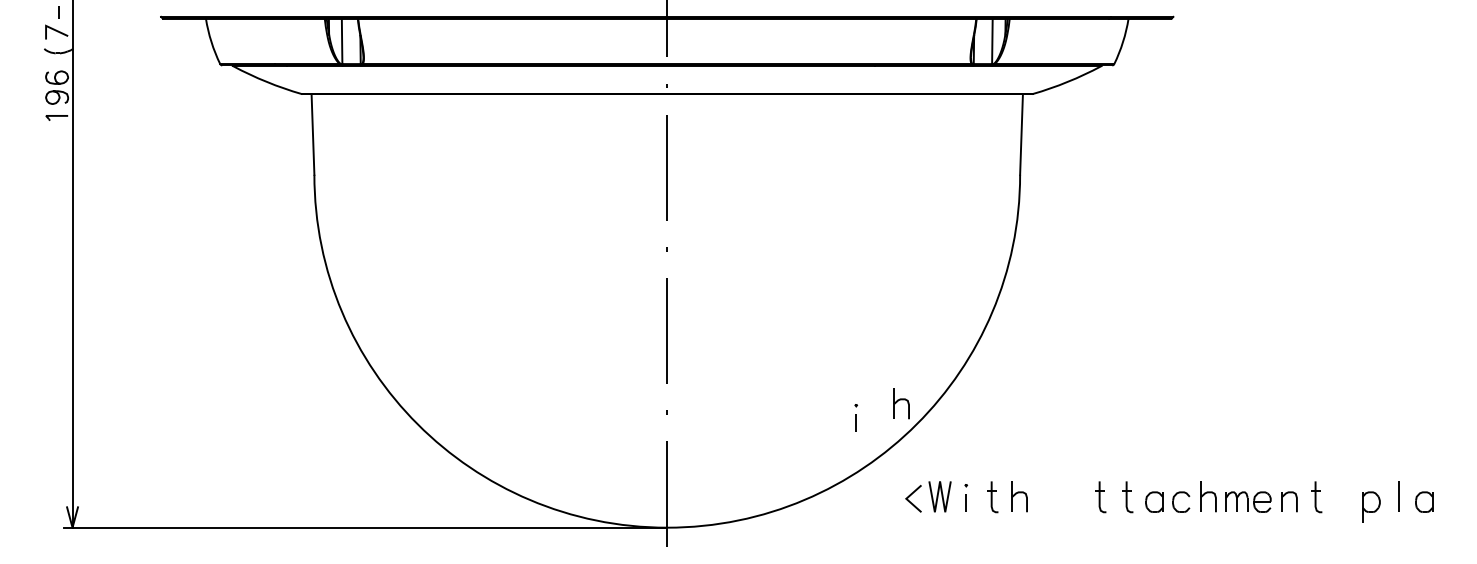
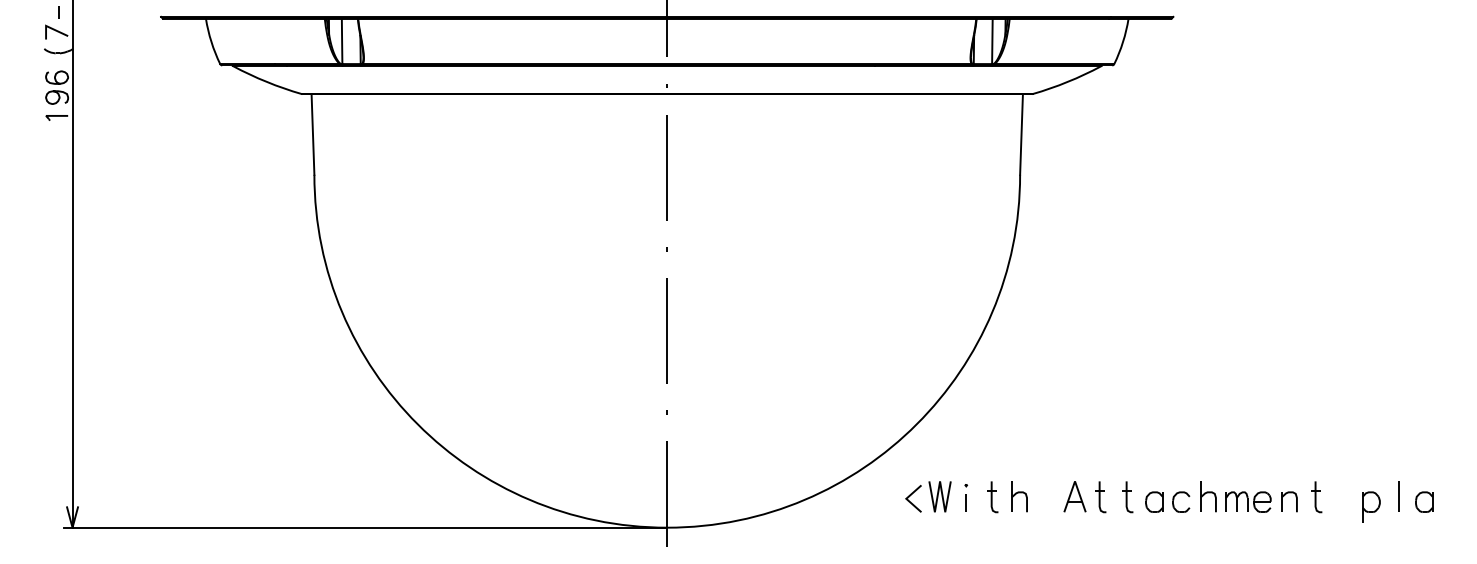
part: present -> none (901, 403)
part: present -> none (855, 417)
part: none -> present (1074, 496)
